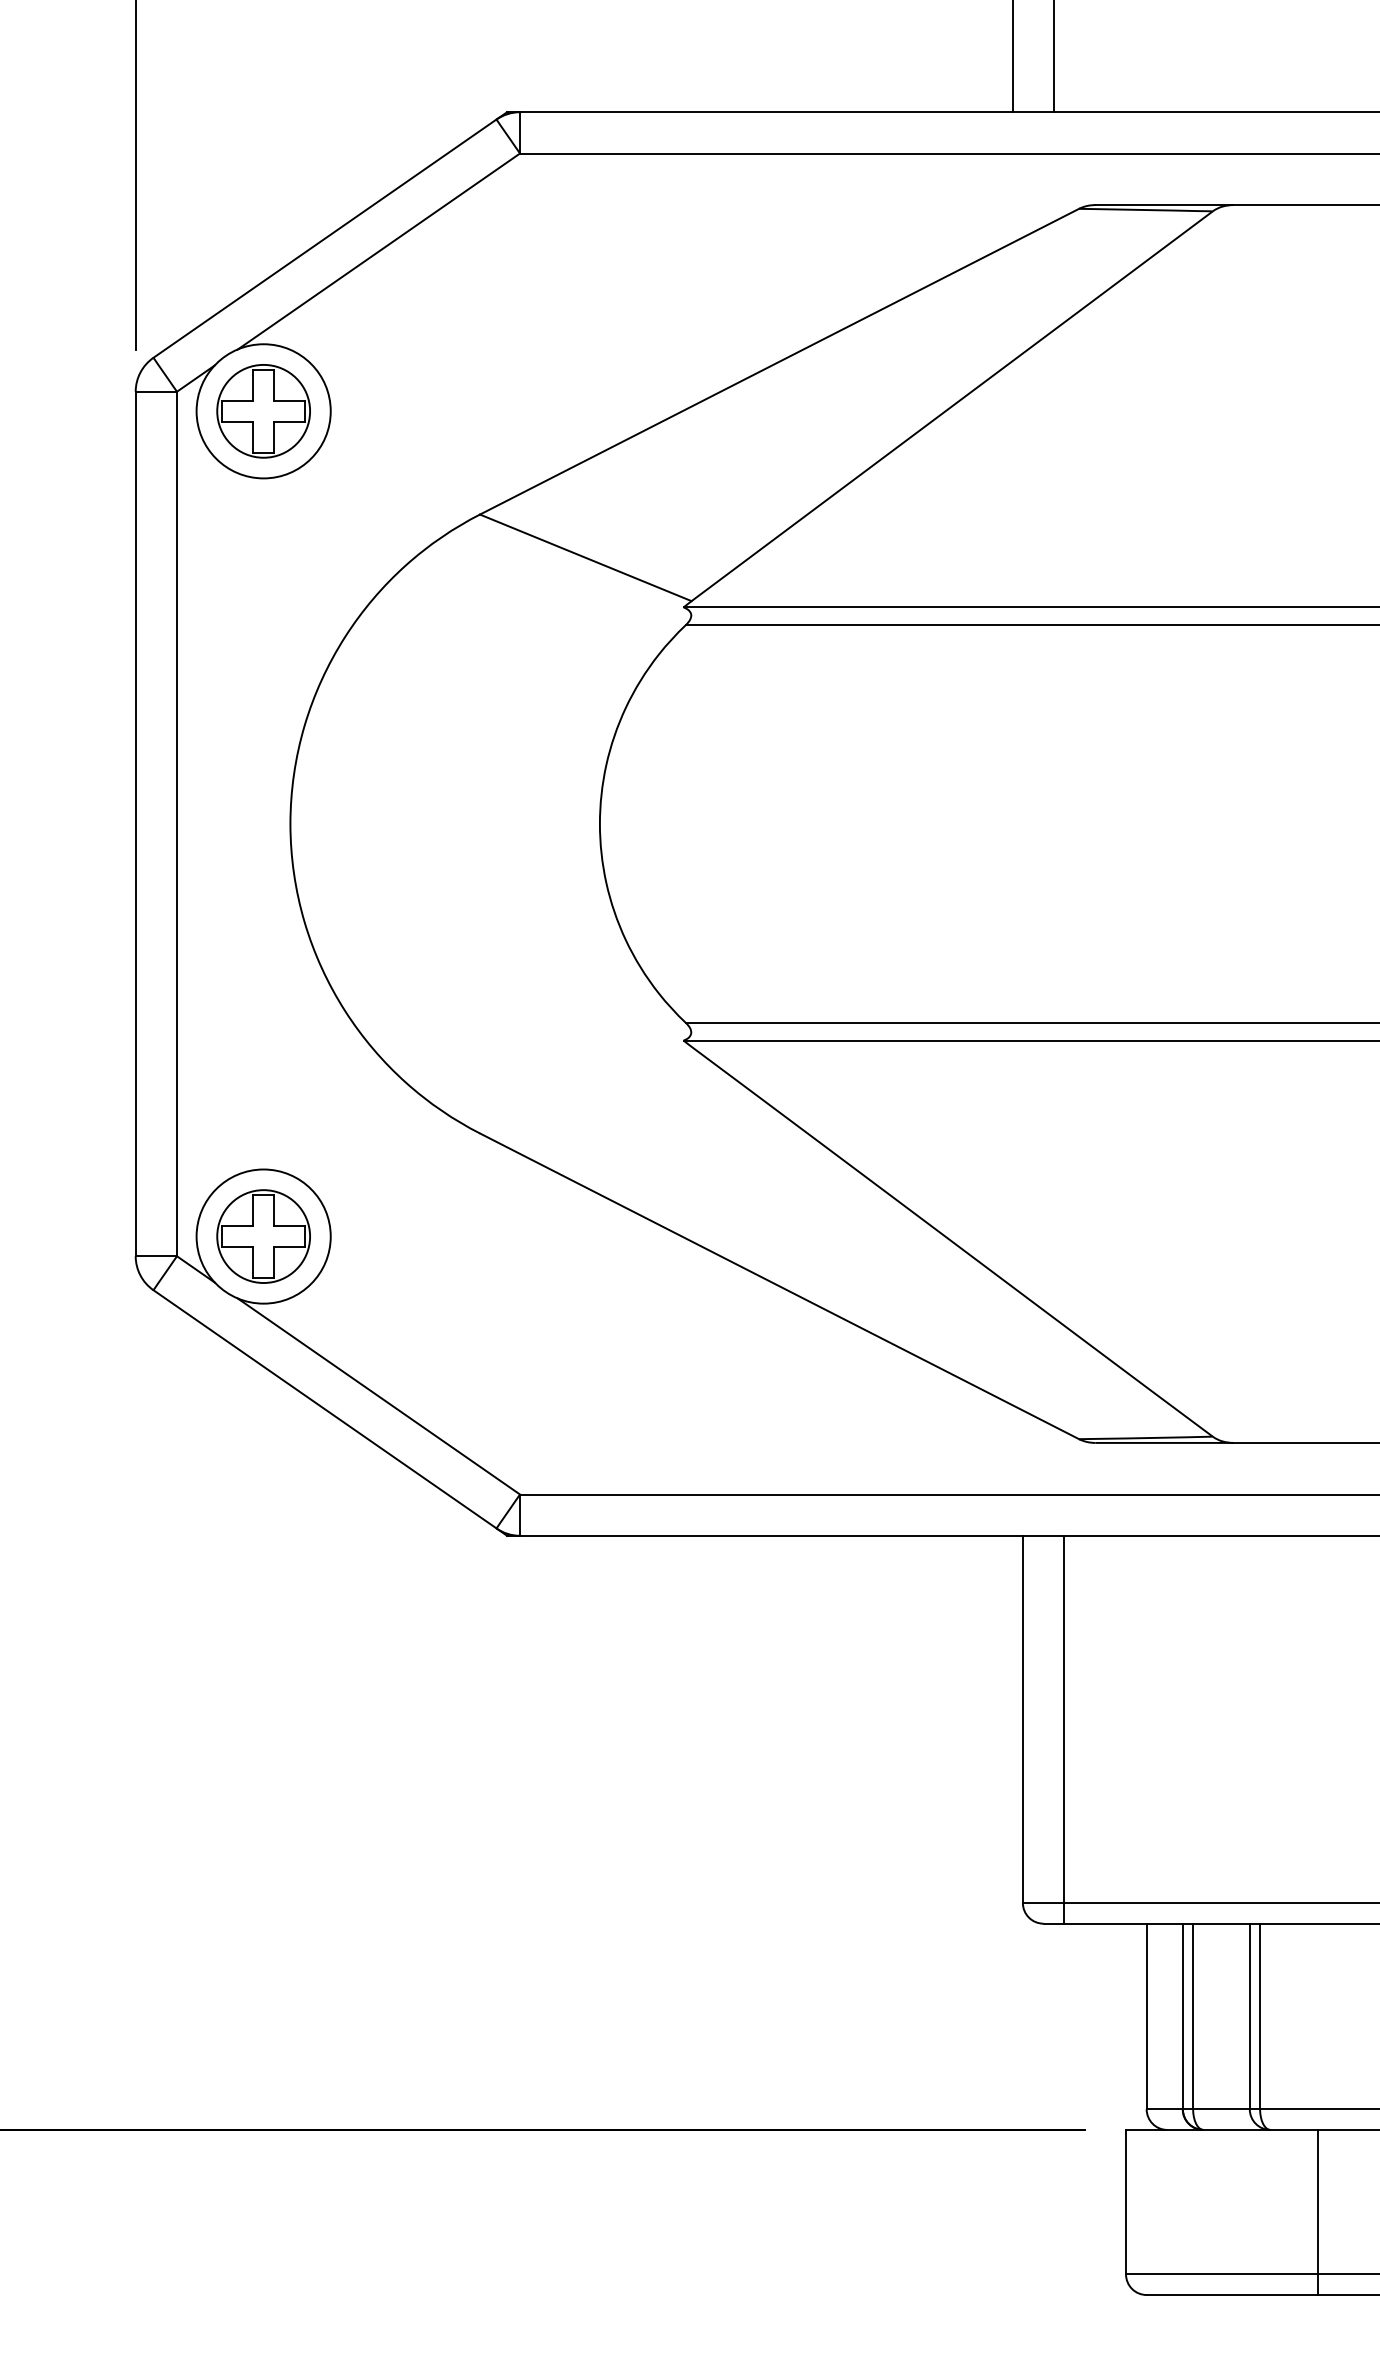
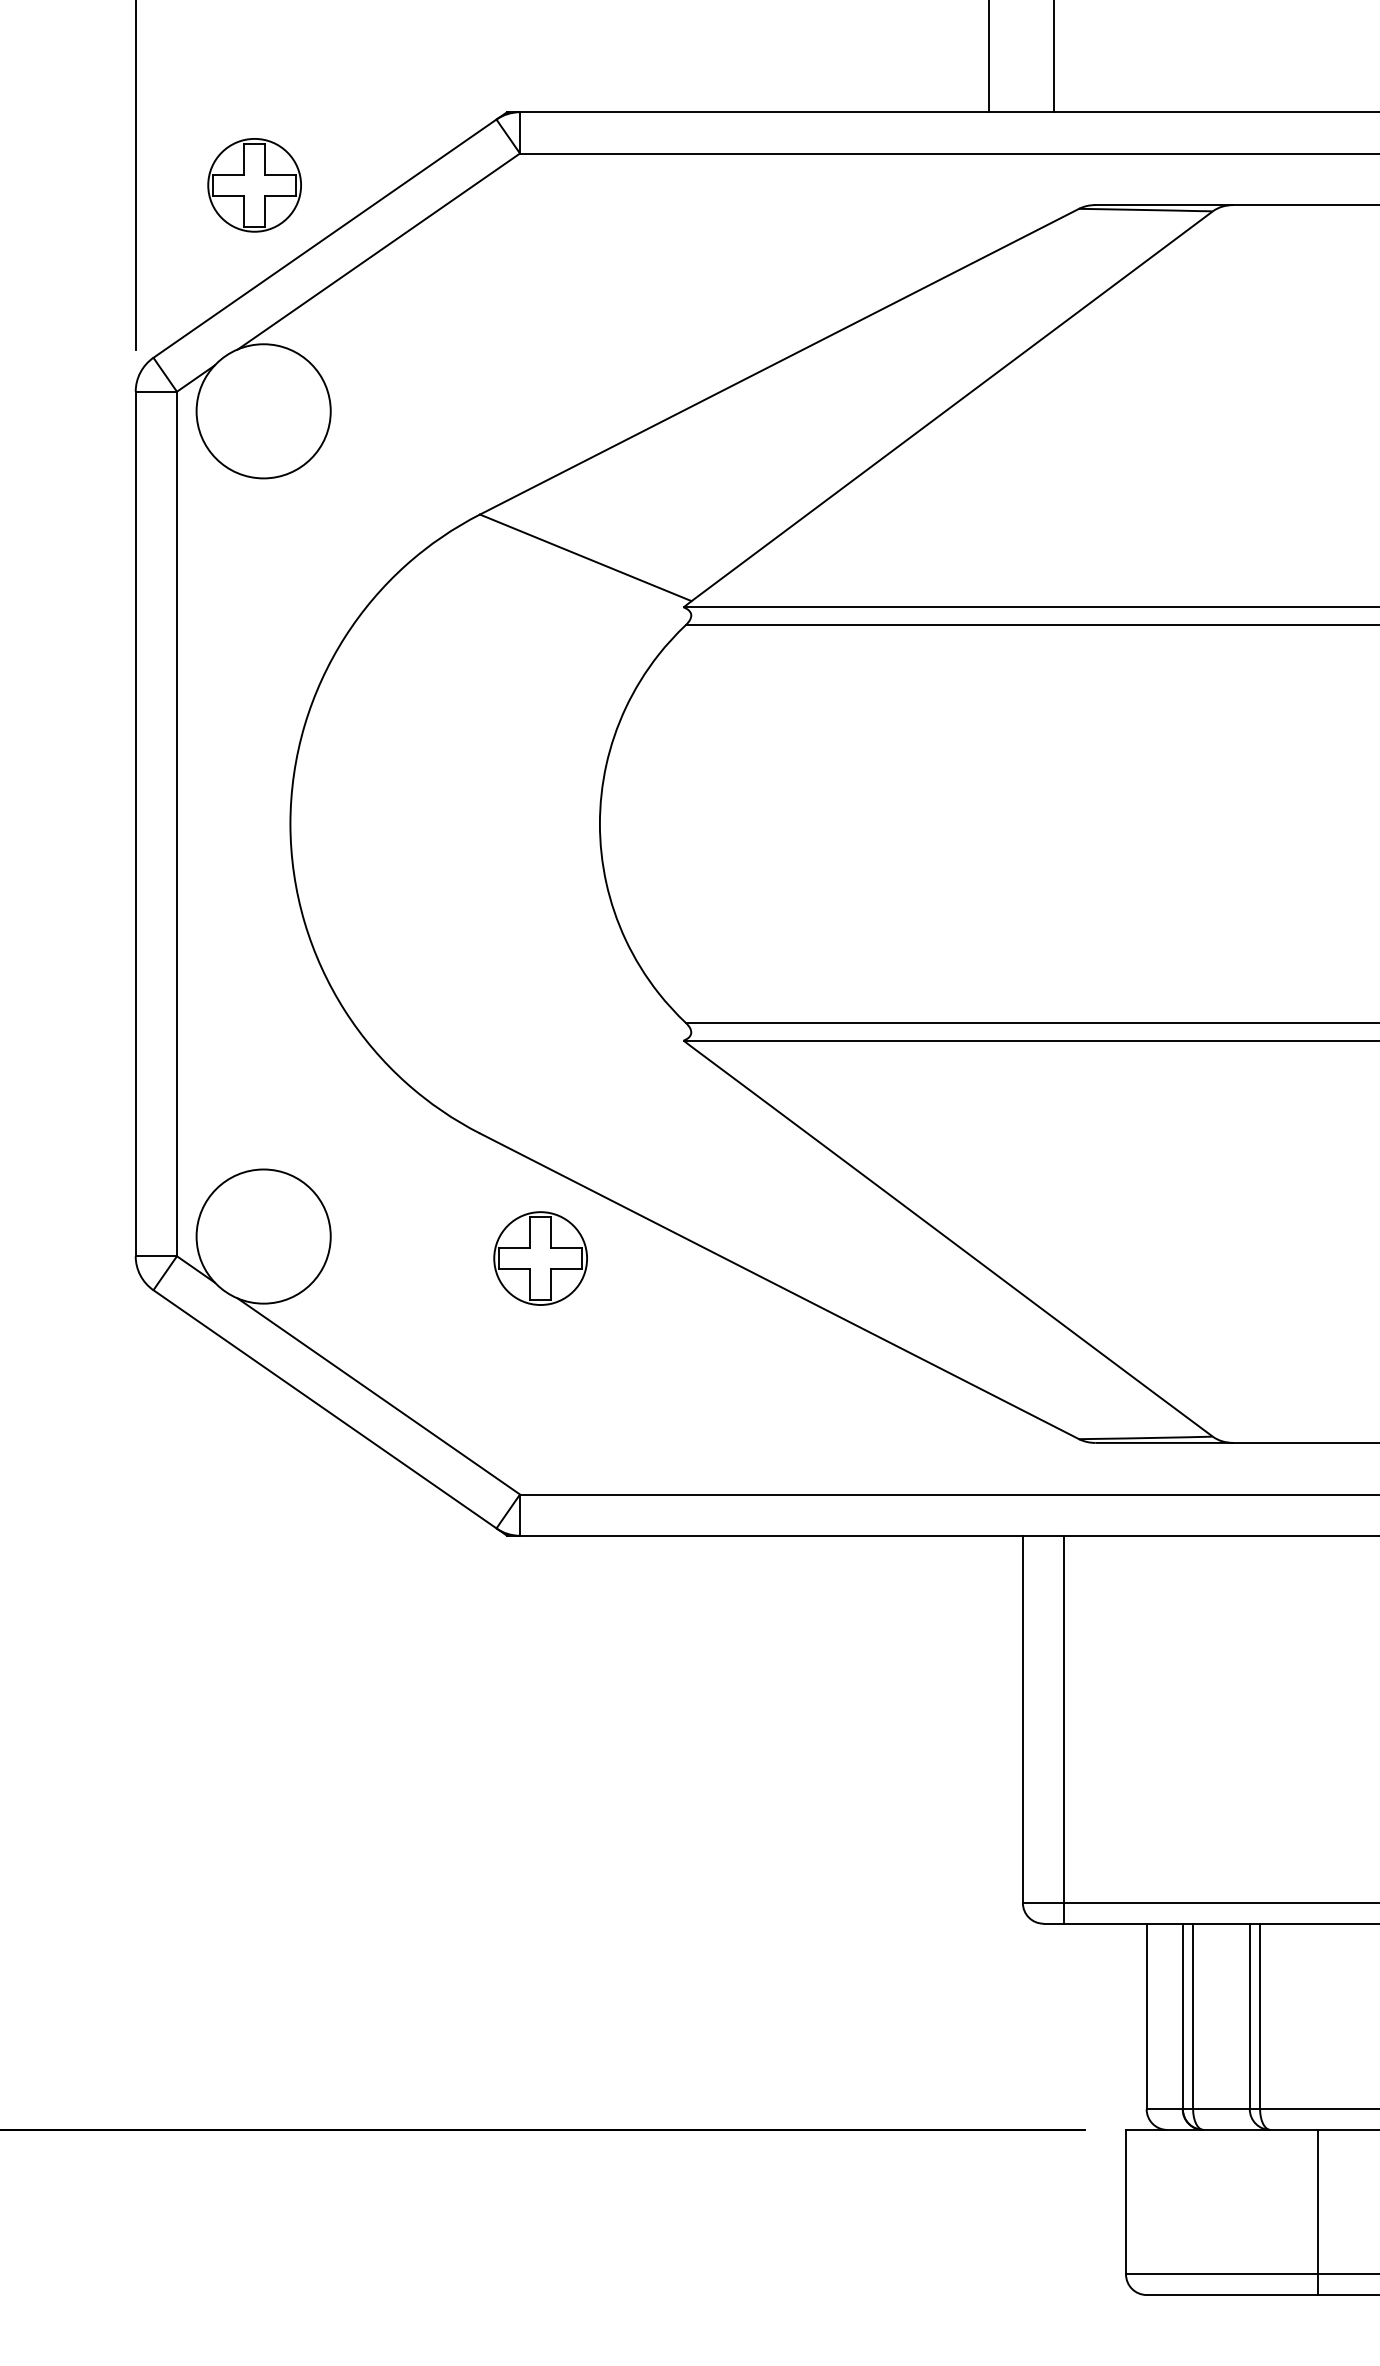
line position: (1012, 57) -> (988, 57) (988, 57)
part position: (263, 411) -> (254, 185) (254, 185)
part position: (263, 1236) -> (540, 1258) (540, 1258)
